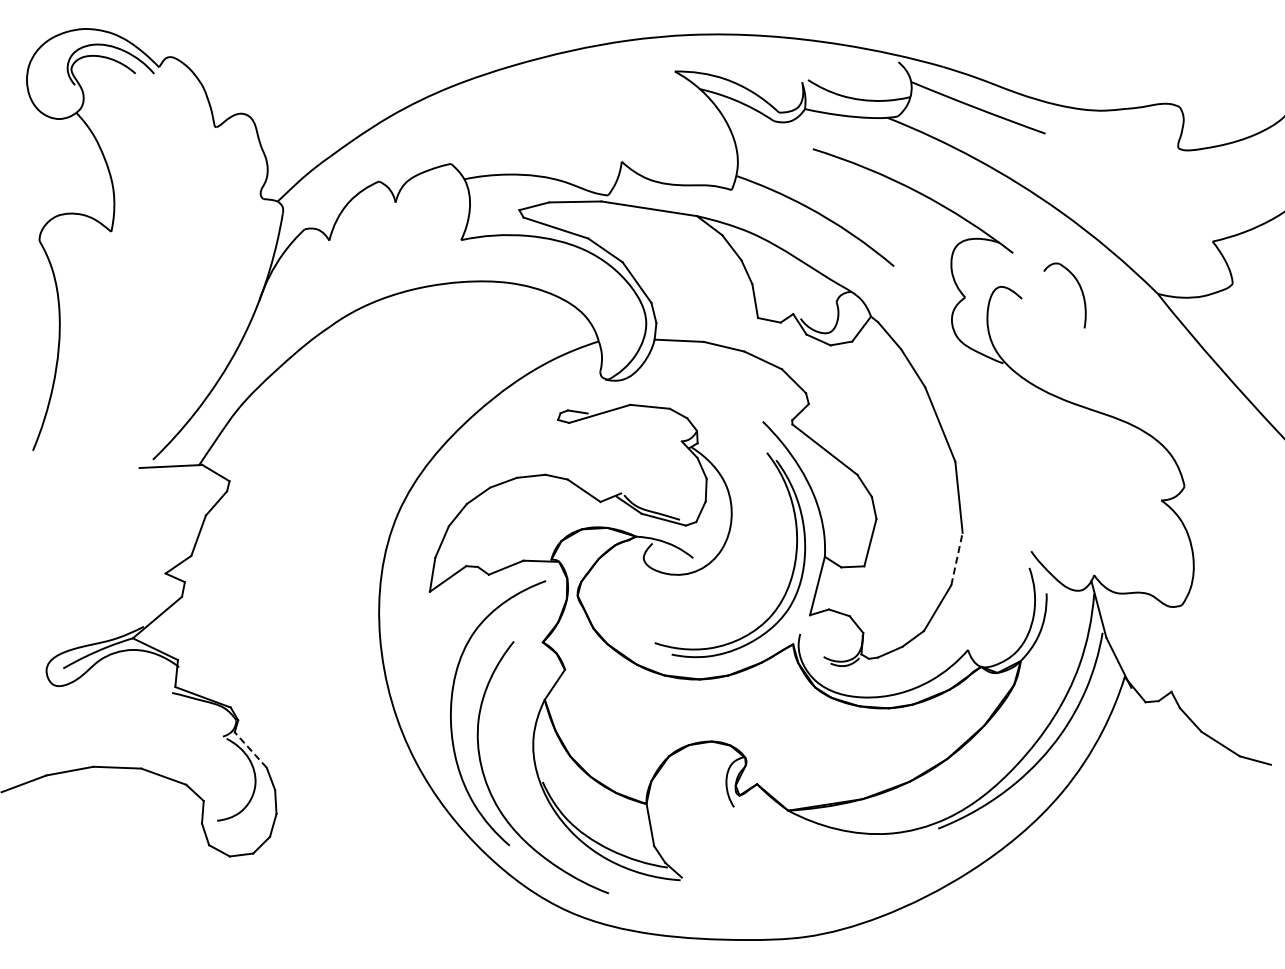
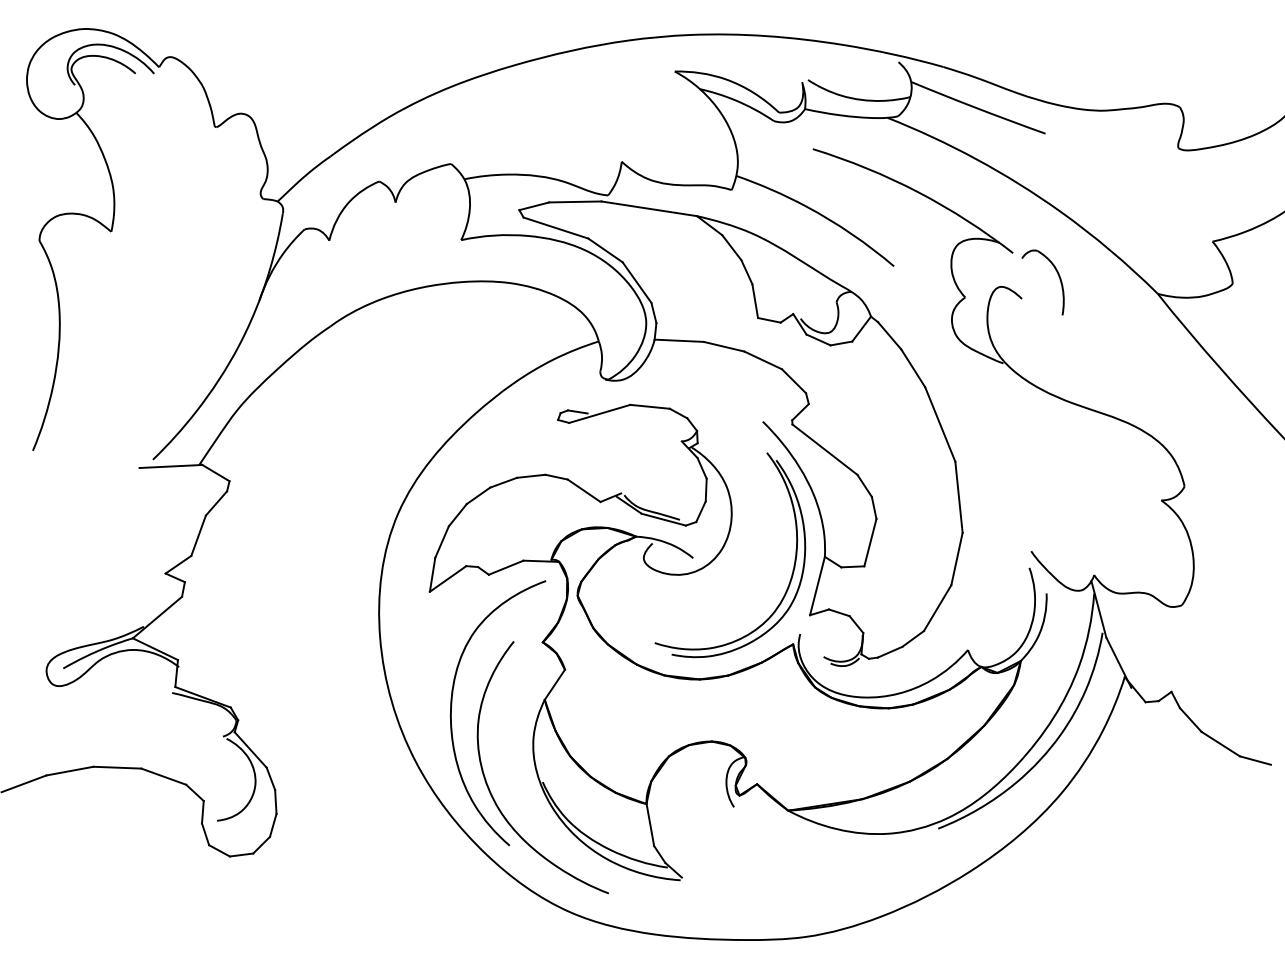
part position: (1080, 290) -> (1058, 277) (1058, 277)
line: dashed -> solid (956, 559)
line: dashed -> solid (250, 750)
